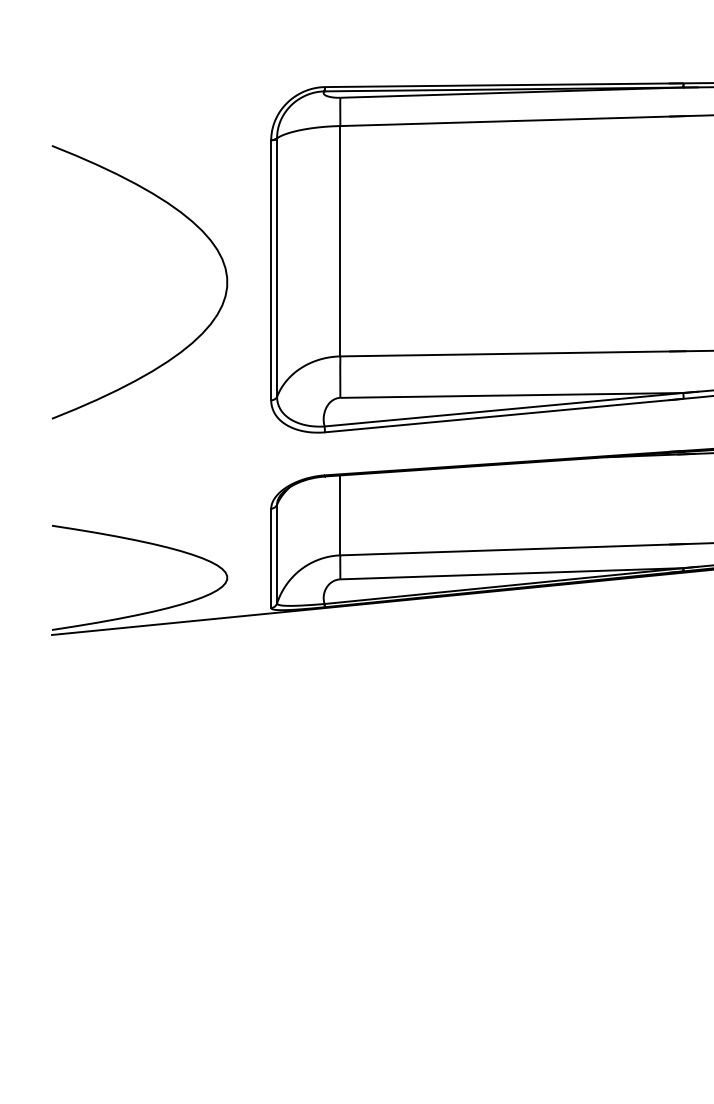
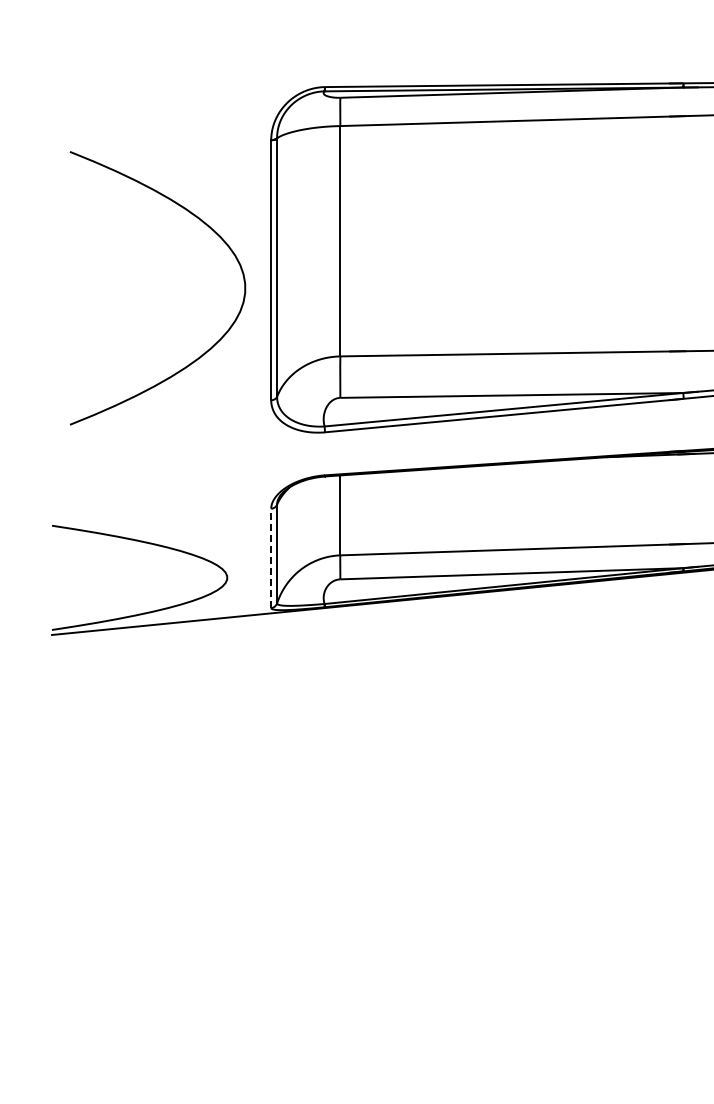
curve position: (195, 338) -> (213, 344) (213, 344)
line: solid -> dashed (271, 558)
